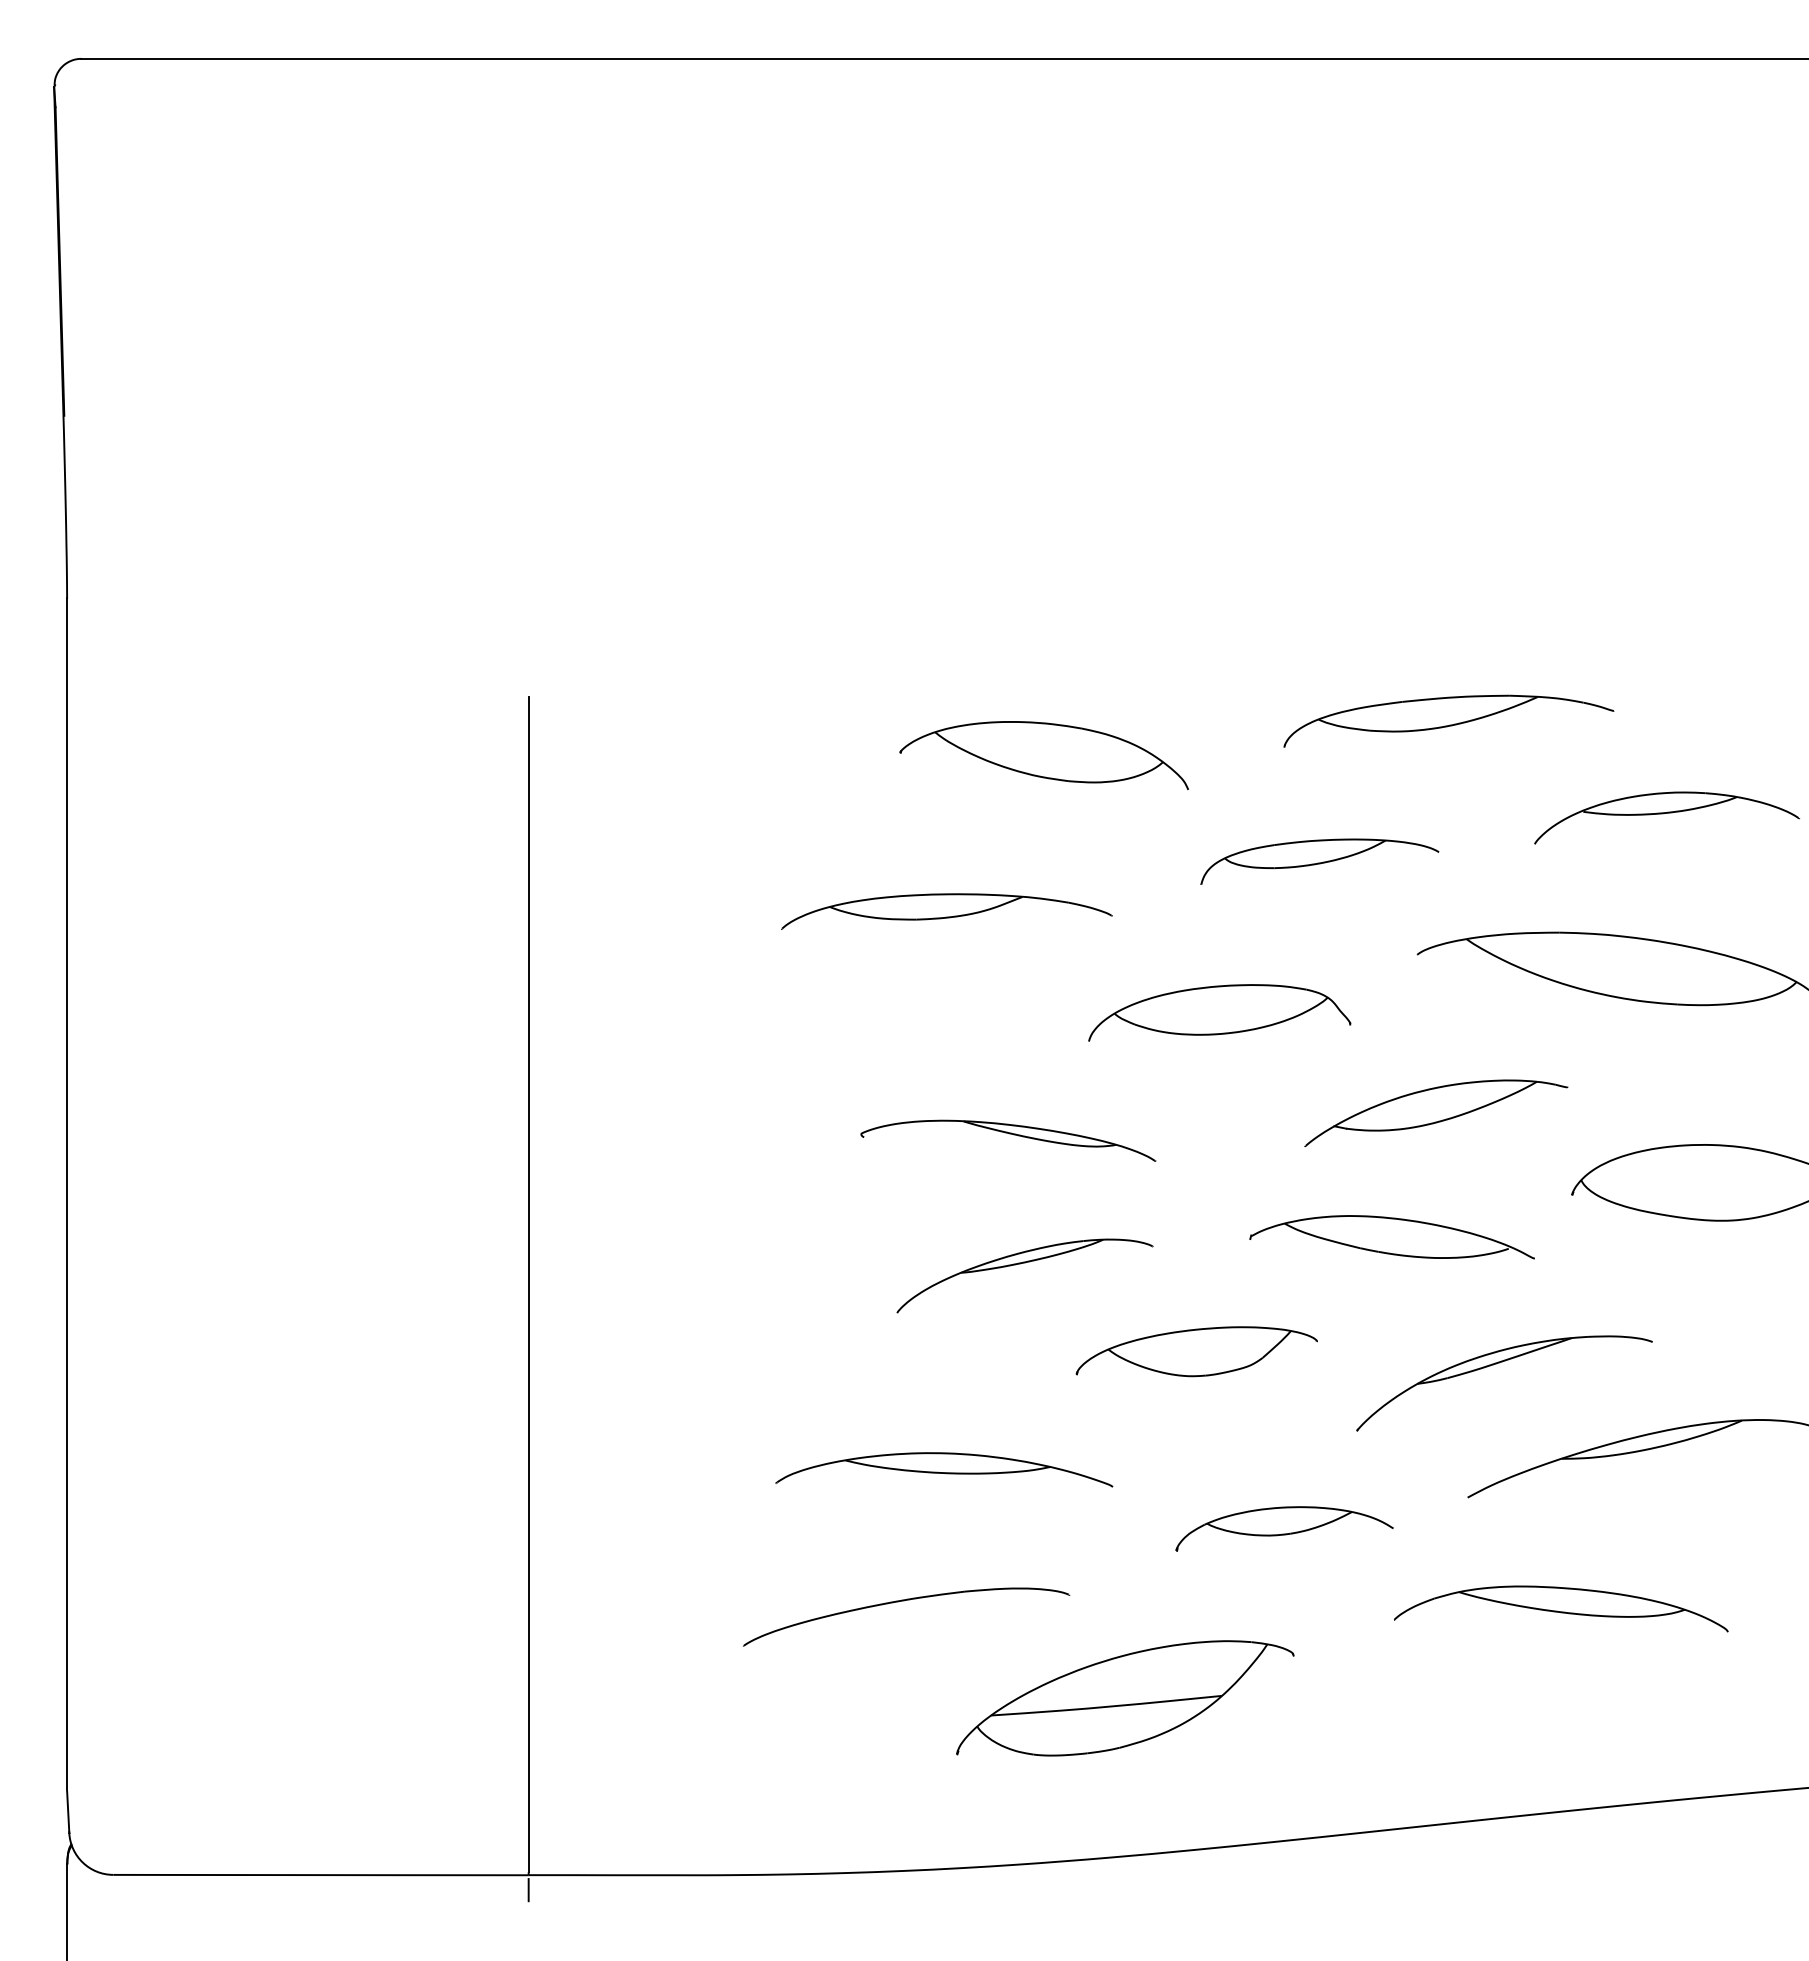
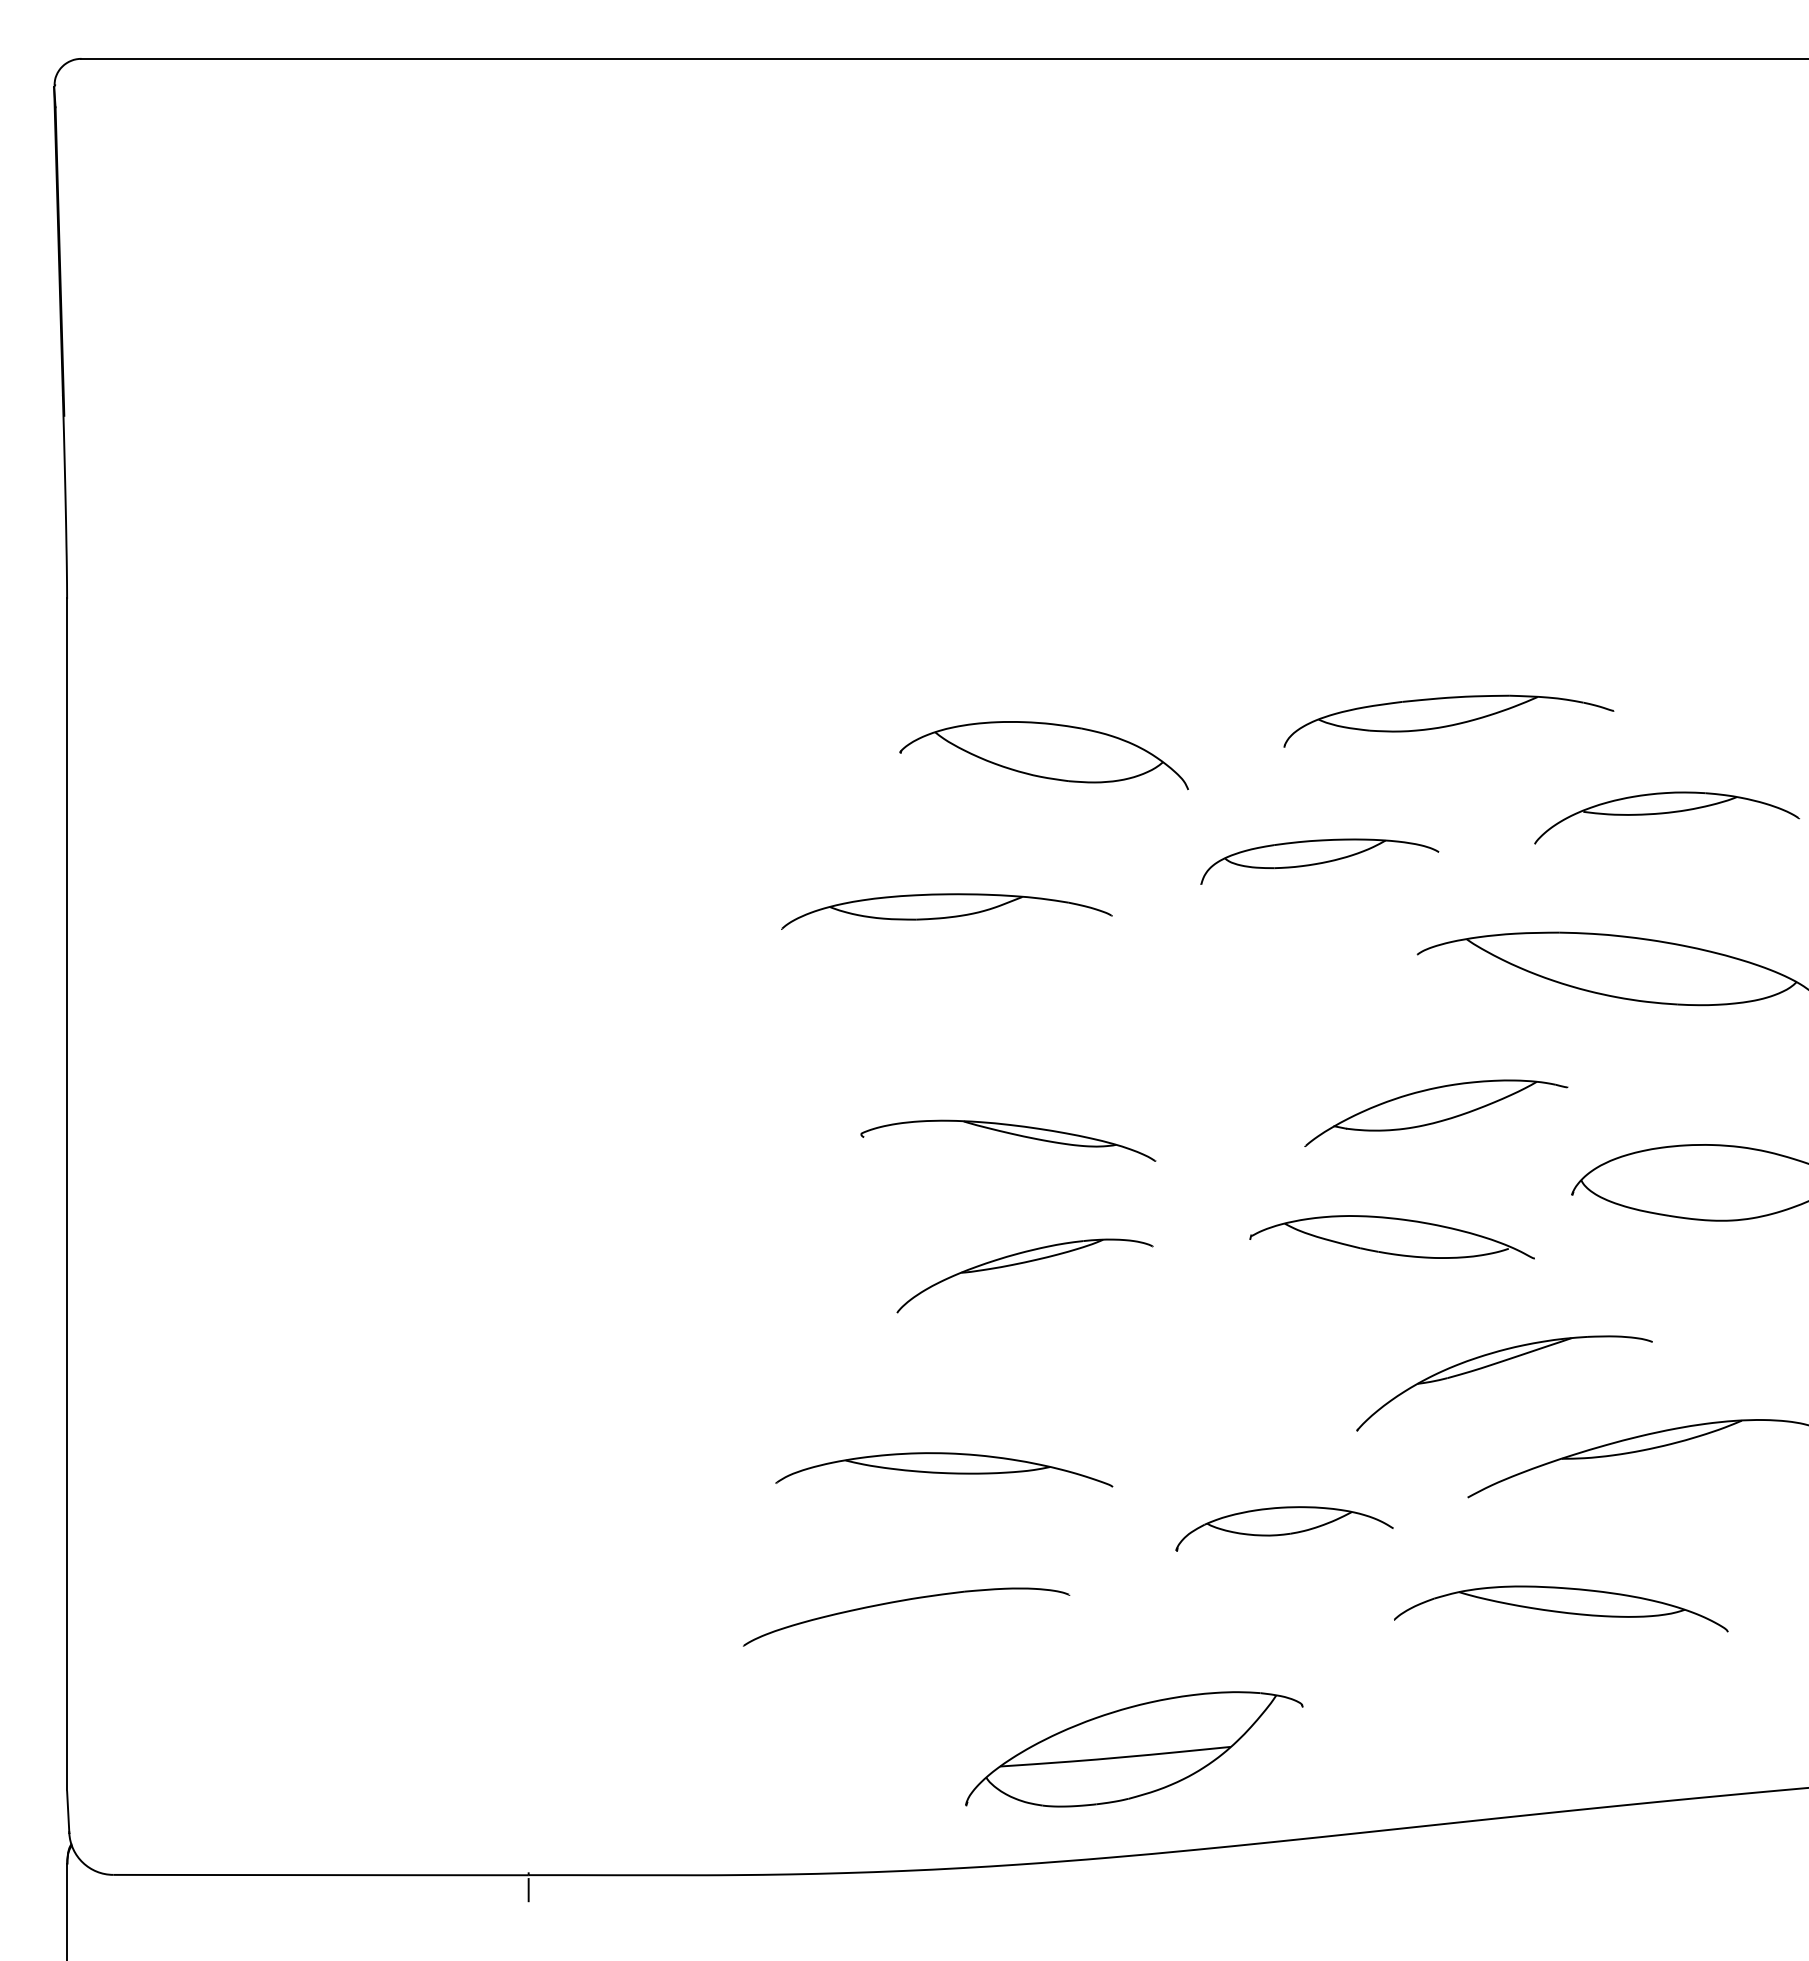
part: present -> none (1219, 1012)
line: present -> none (528, 1284)
part: present -> none (1196, 1351)
part position: (1125, 1698) -> (1134, 1749) (1134, 1749)
